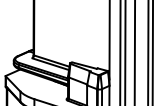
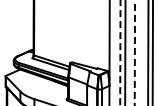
line: solid -> dashed (120, 53)
line: solid -> dashed (134, 53)
